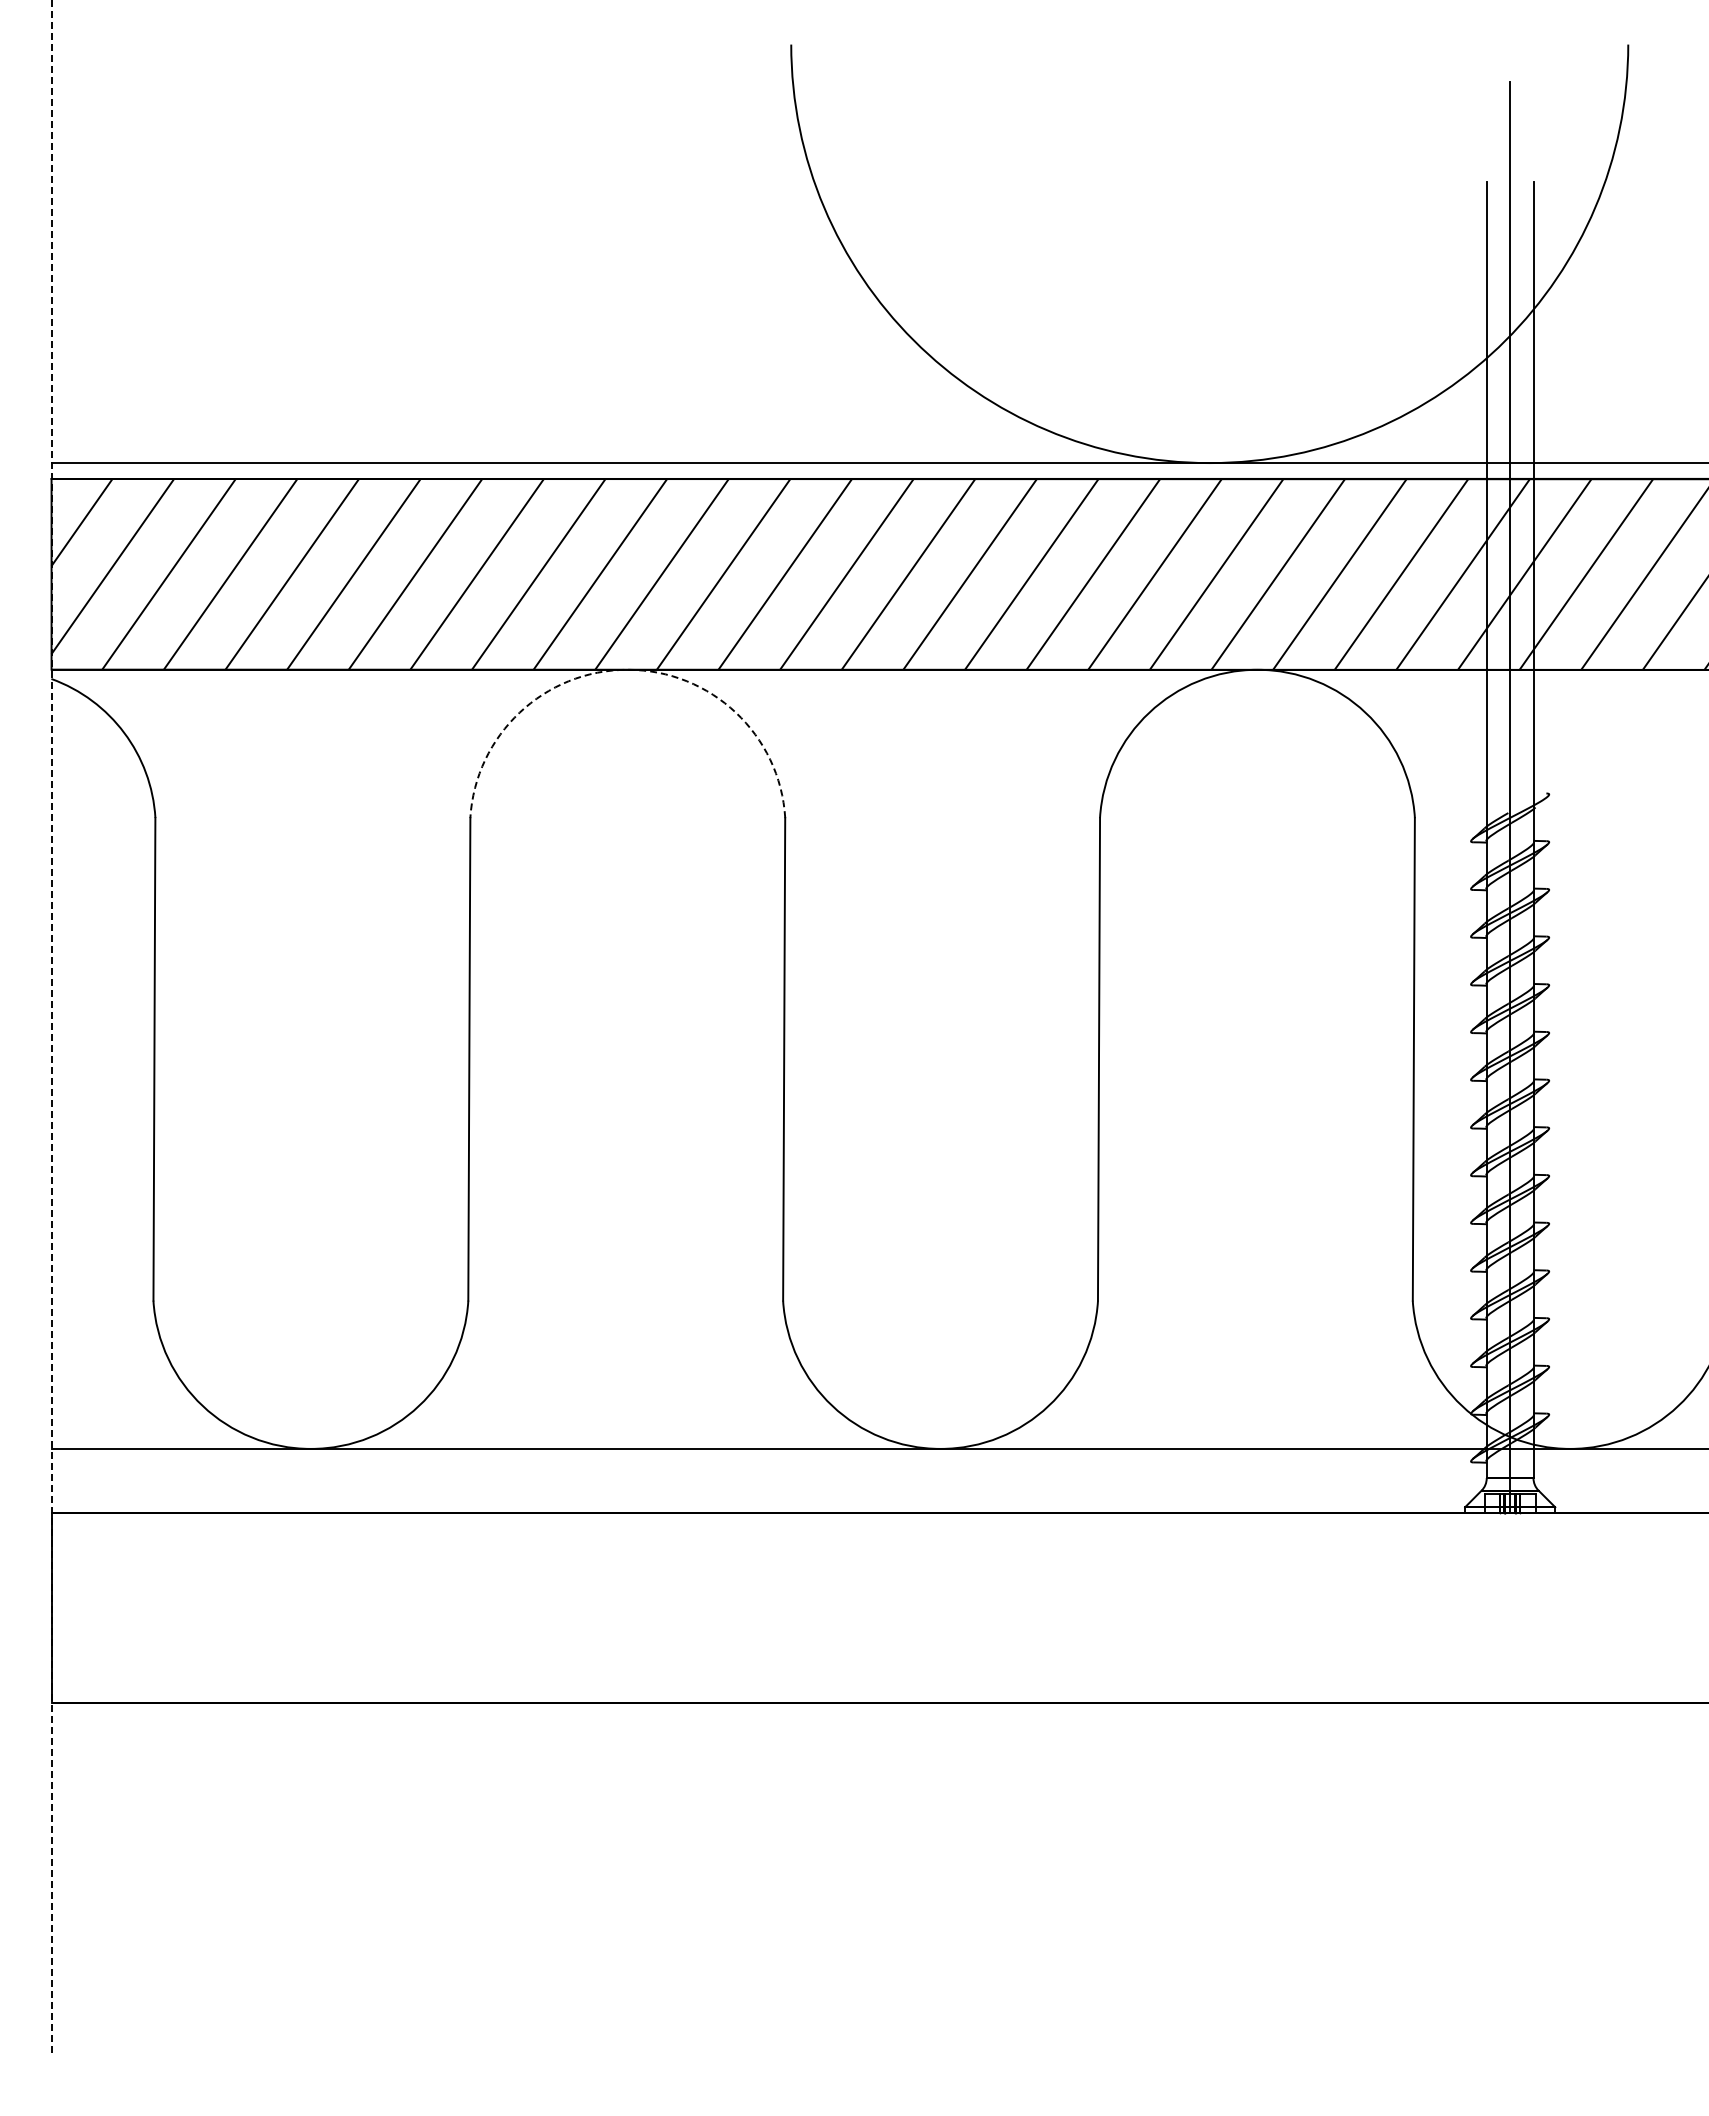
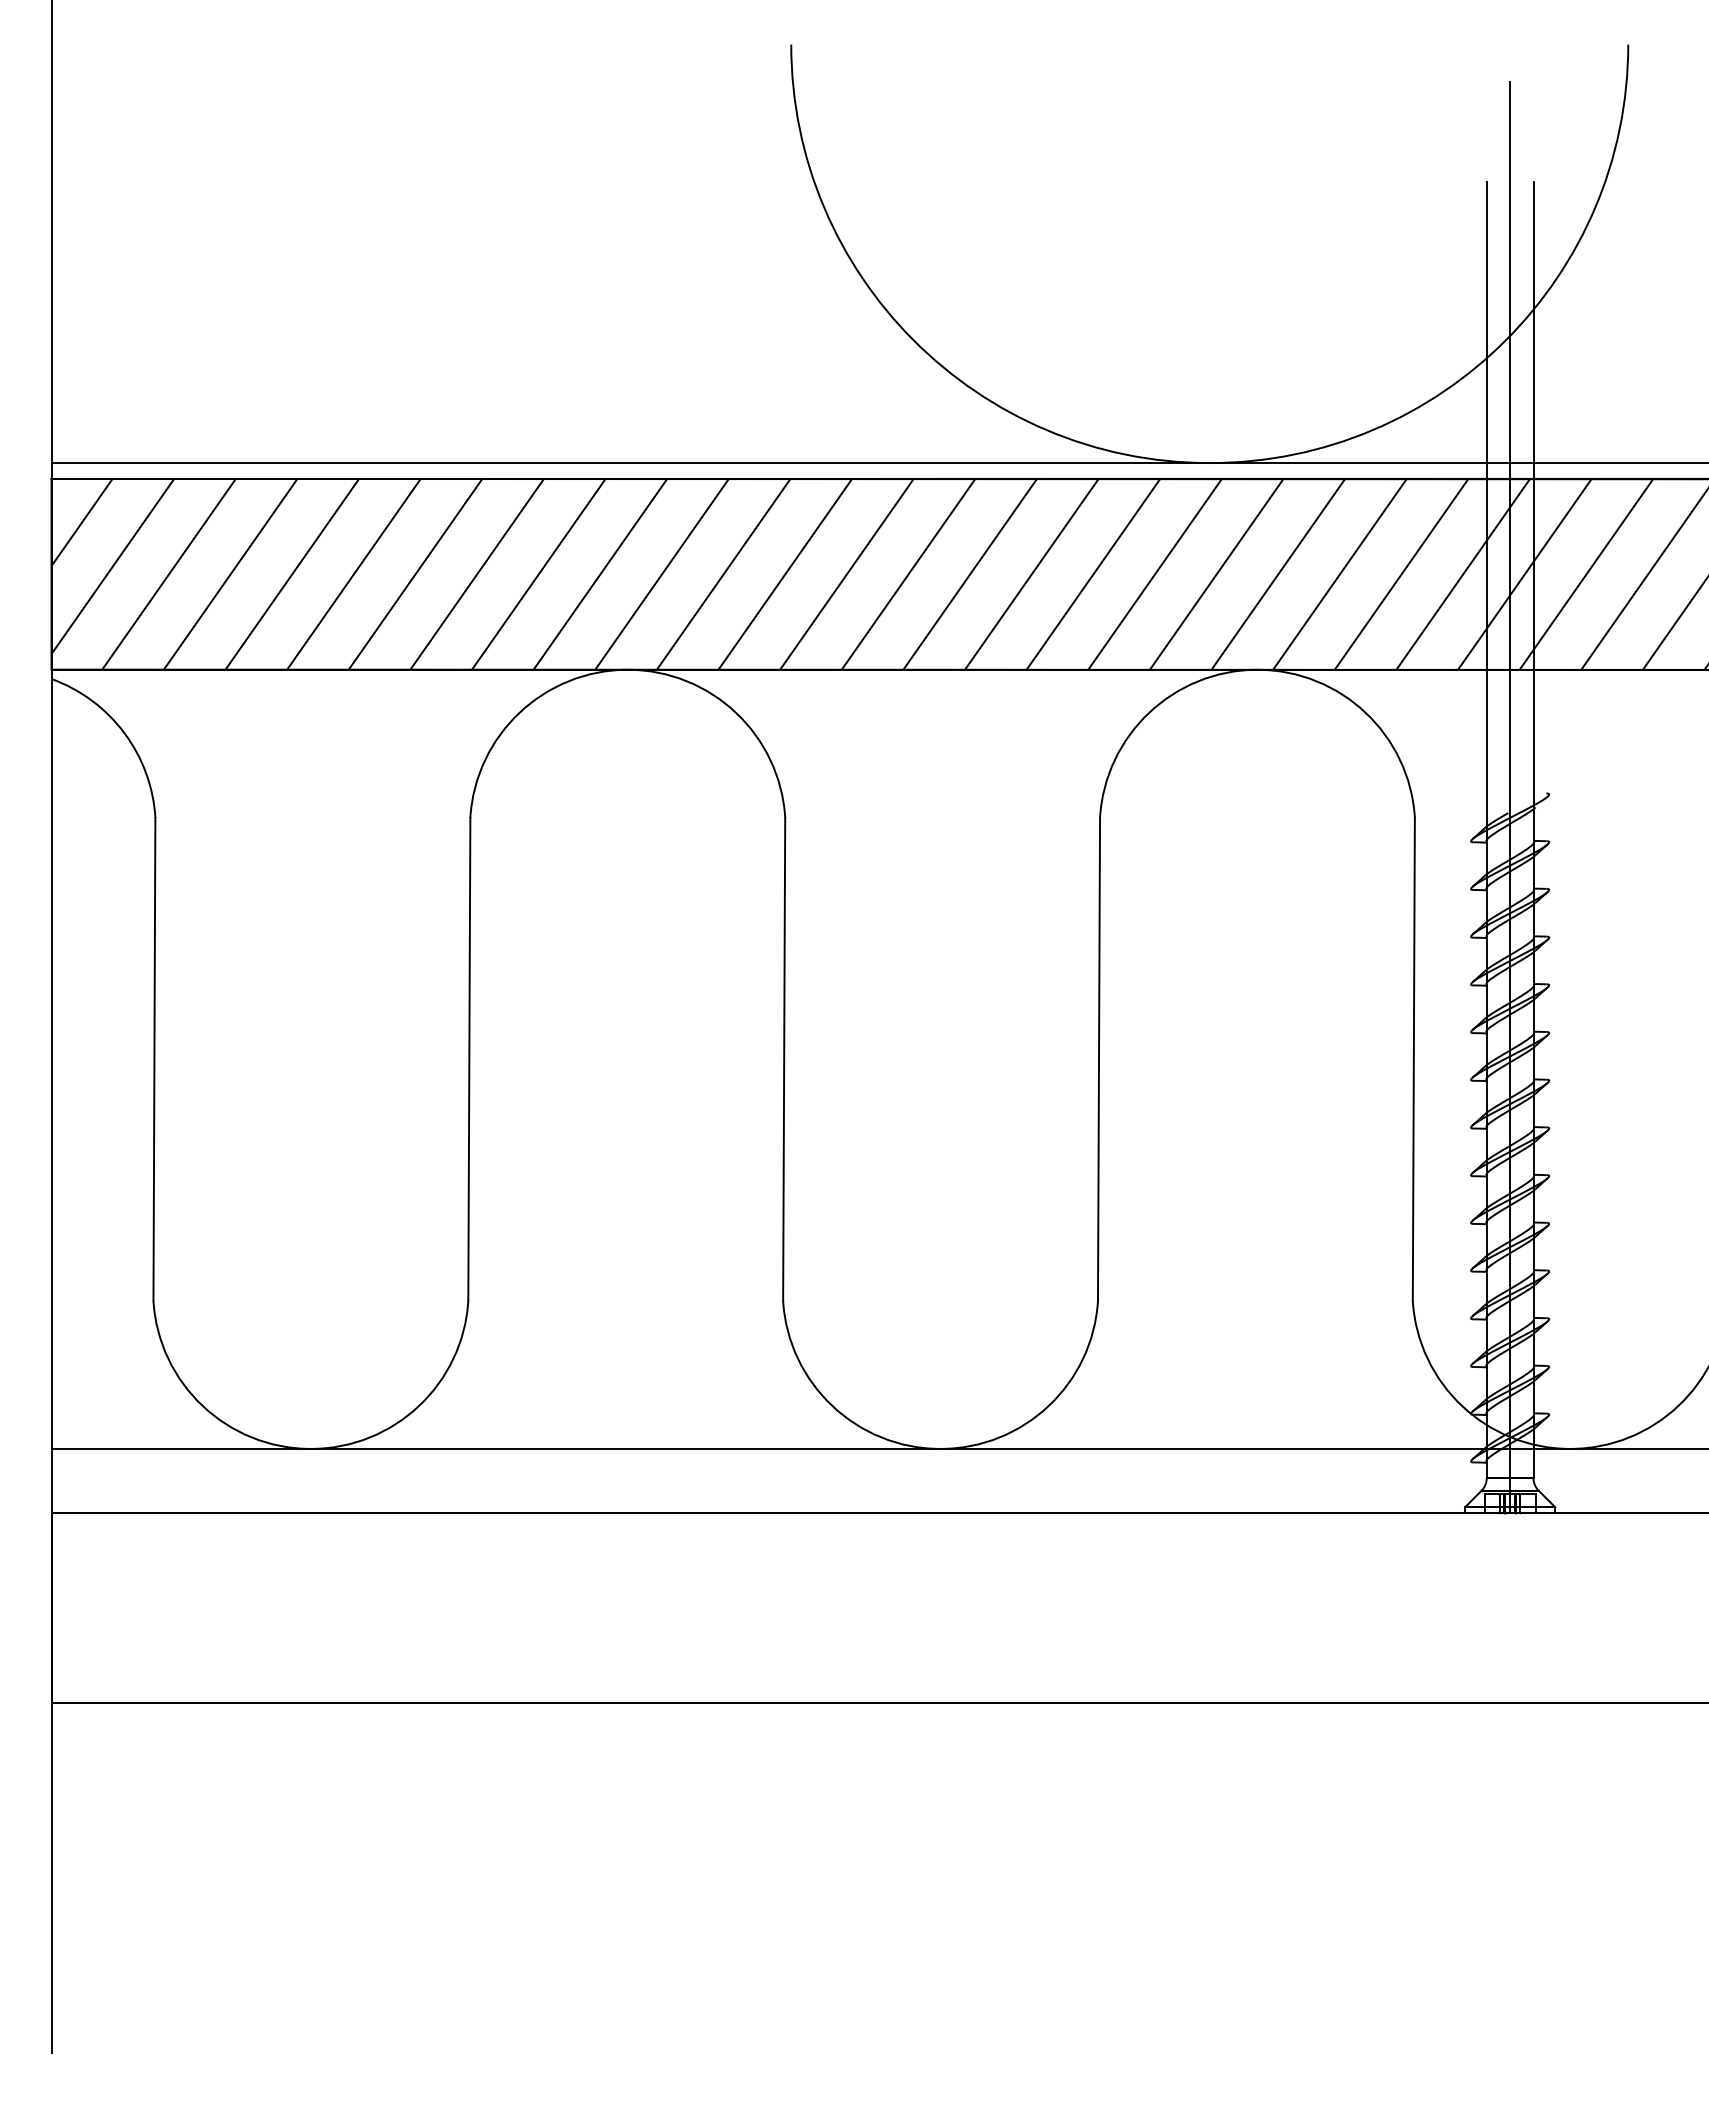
arc: dashed -> solid (627, 669)
line: dashed -> solid (51, 1026)
